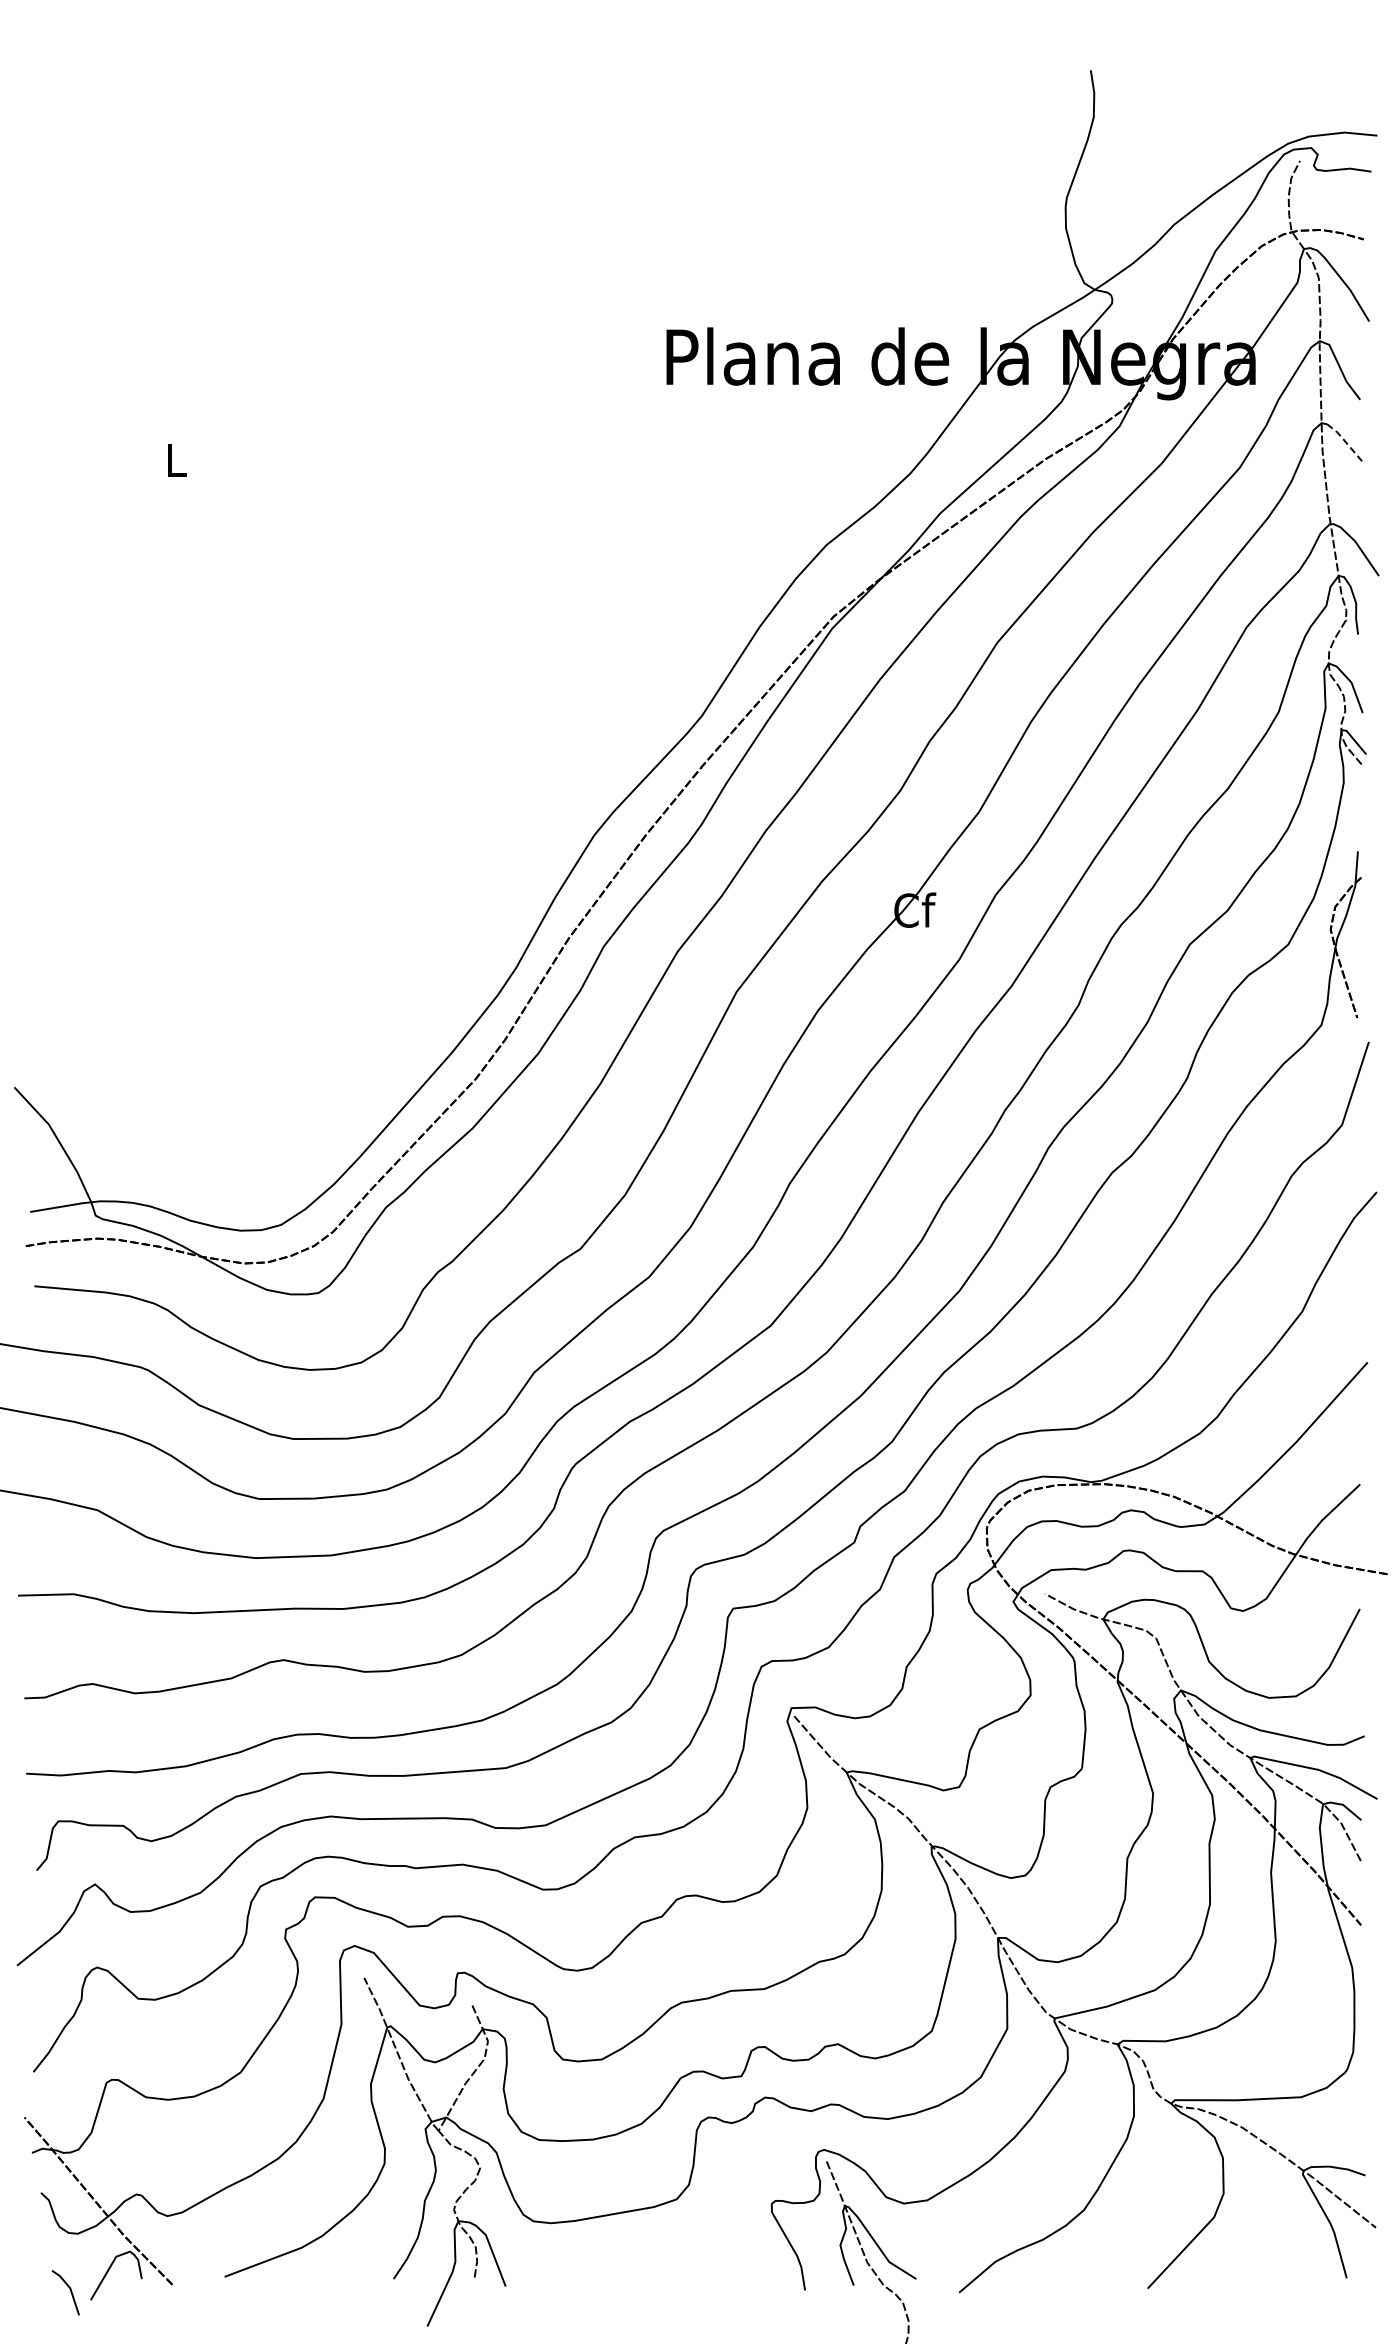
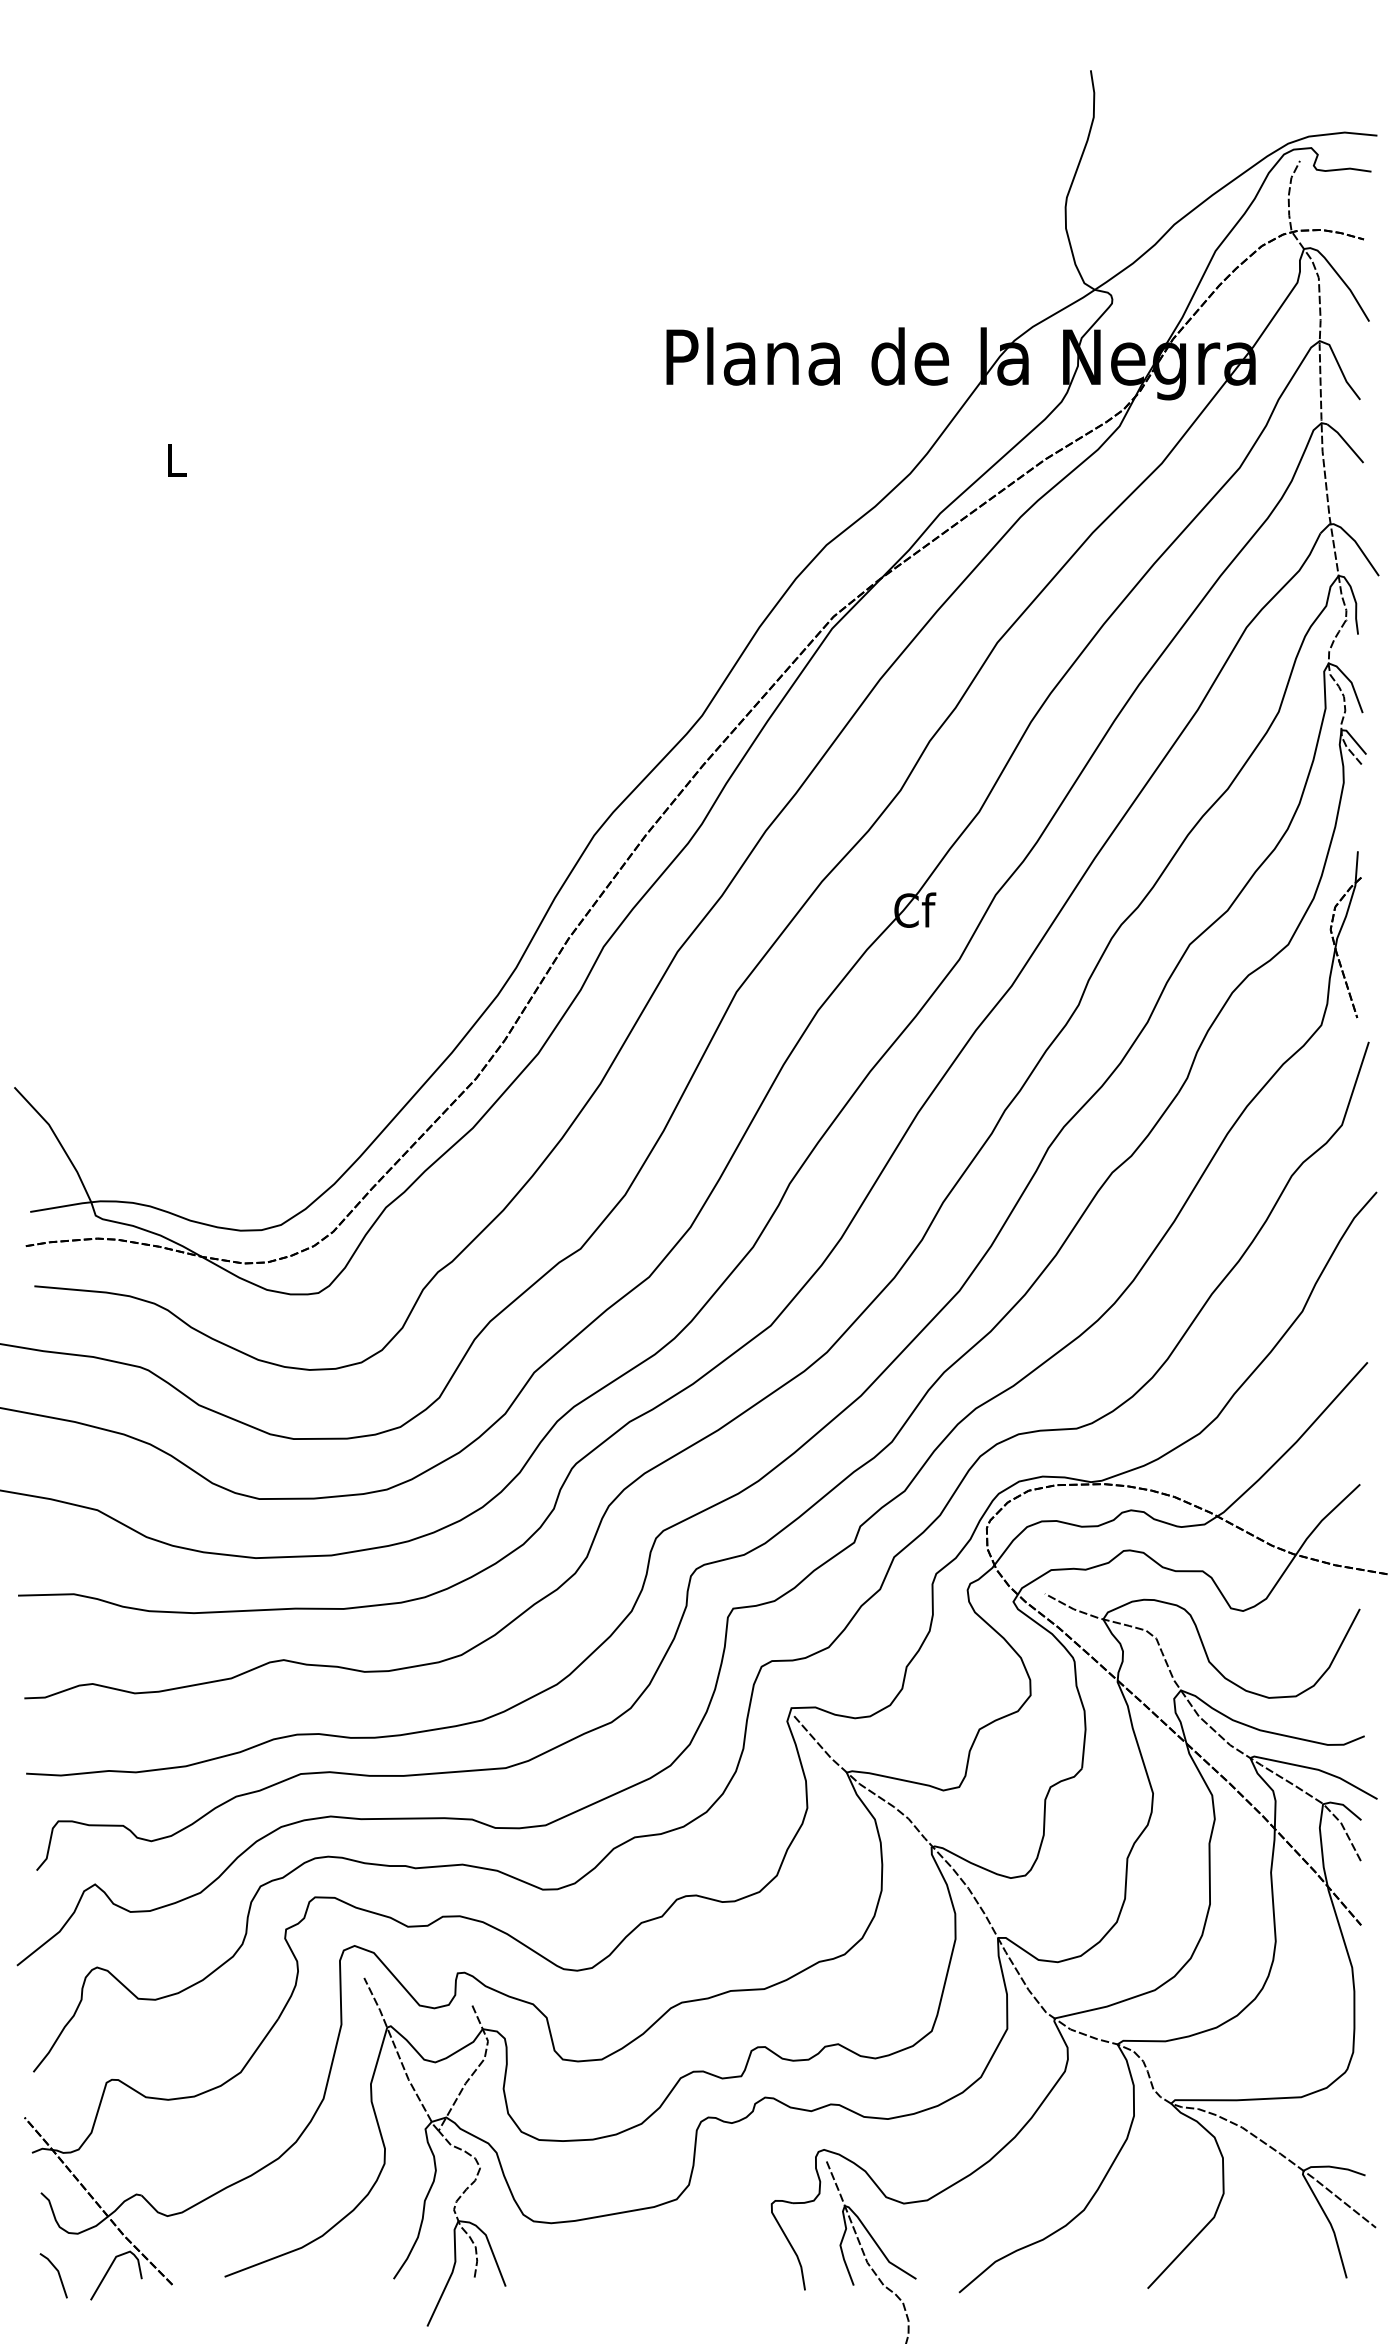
line: dashed -> solid (1346, 442)
line position: (69, 2289) -> (57, 2272) (57, 2272)
